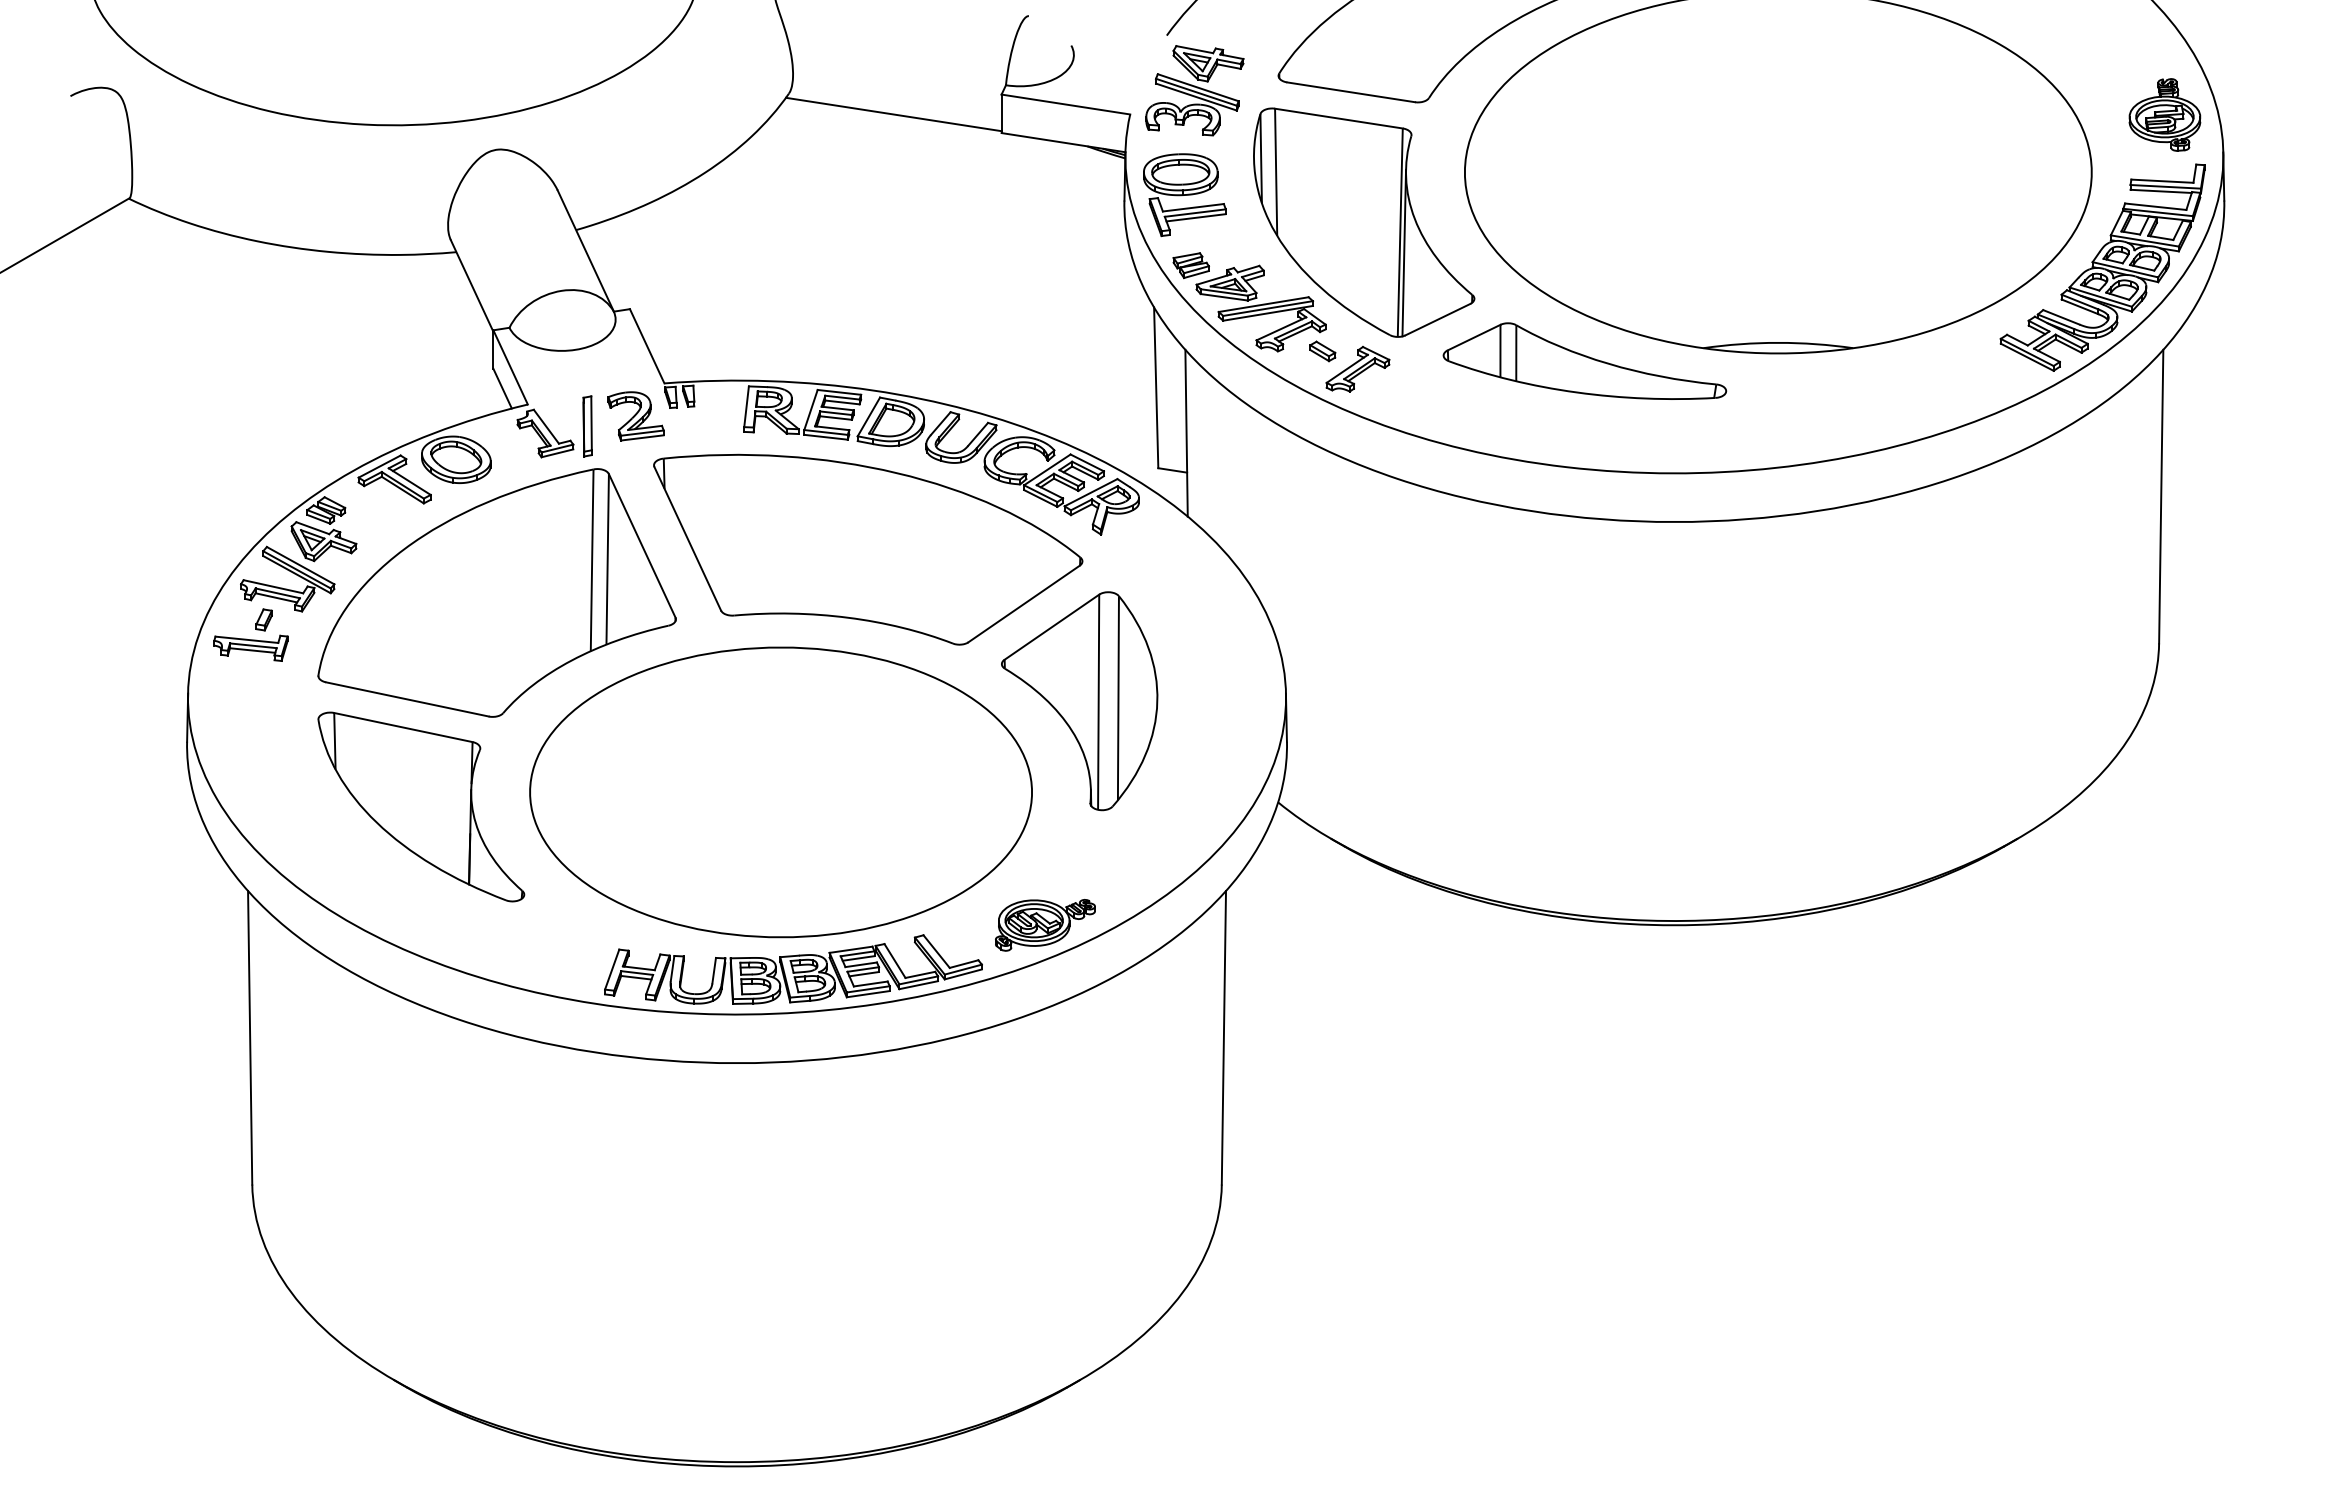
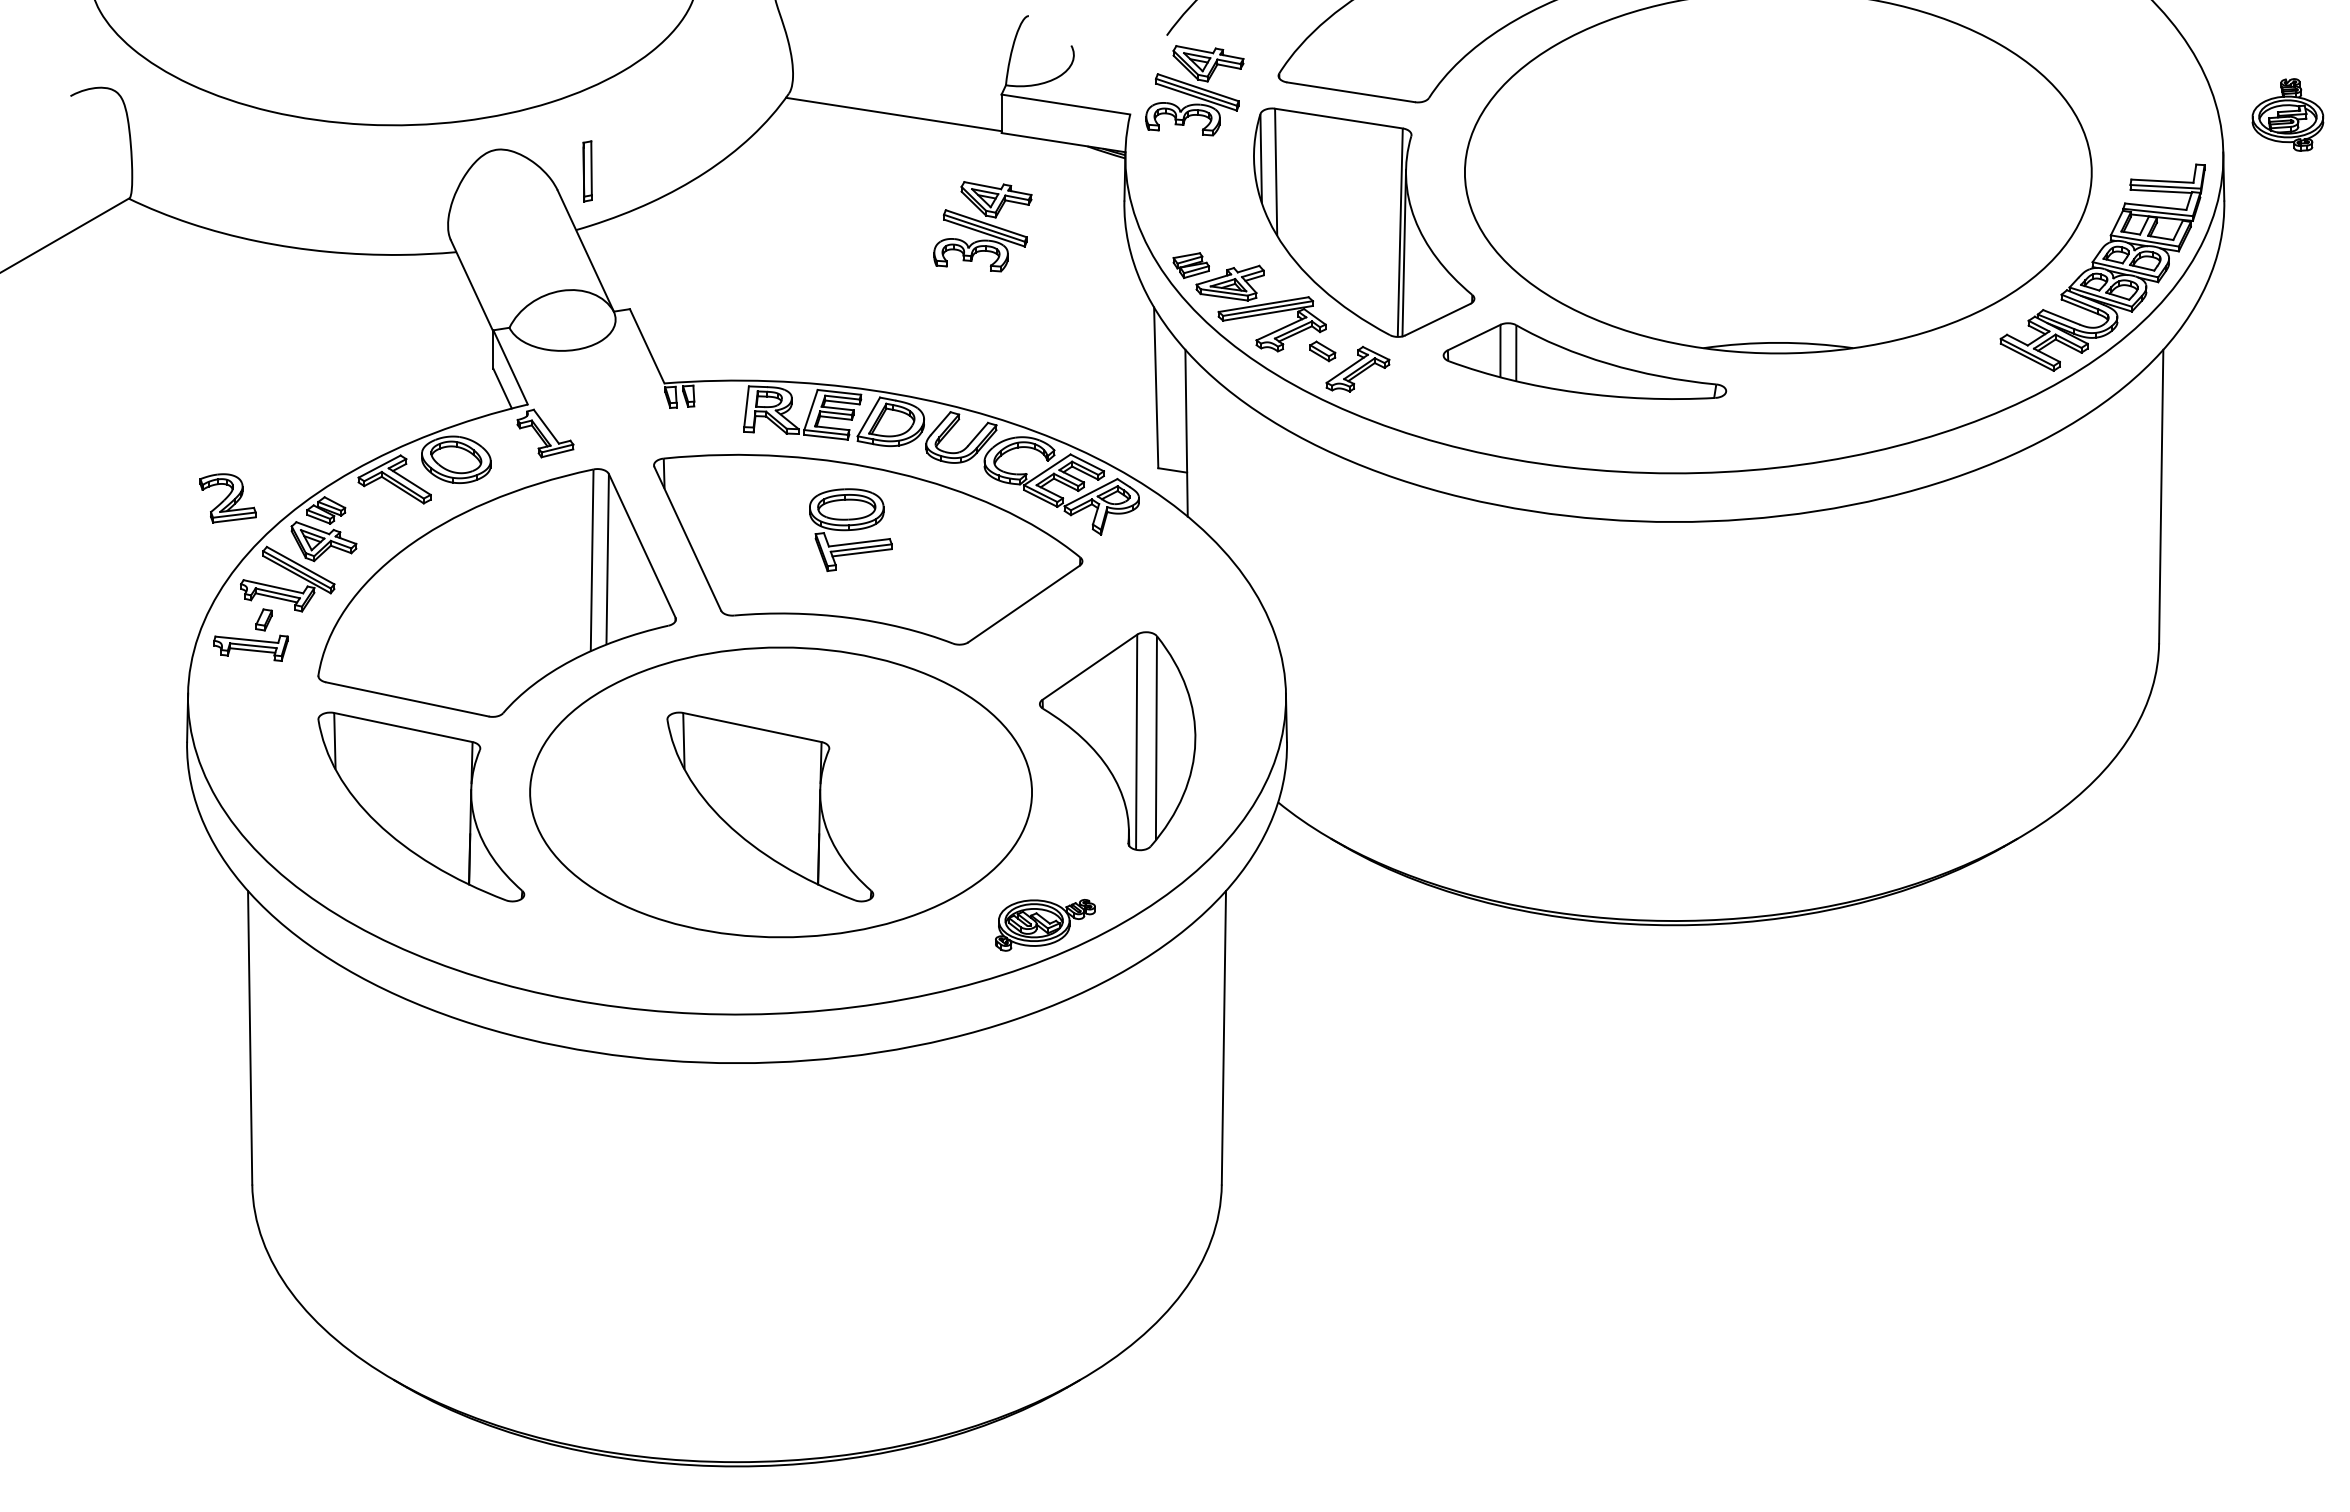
part position: (2164, 114) -> (2287, 114) (2287, 114)
part position: (1184, 195) -> (850, 530) (850, 530)
part: none -> present (982, 226)
part position: (635, 416) -> (227, 498) (227, 498)
part position: (587, 426) -> (587, 171) (587, 171)
part position: (1079, 701) -> (1117, 741) (1117, 741)
part: none -> present (770, 806)
part: present -> none (793, 969)
